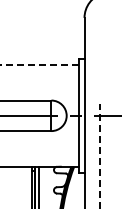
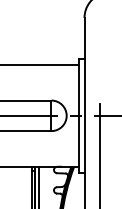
line: dashed -> solid (39, 64)
line: dashed -> solid (99, 155)
